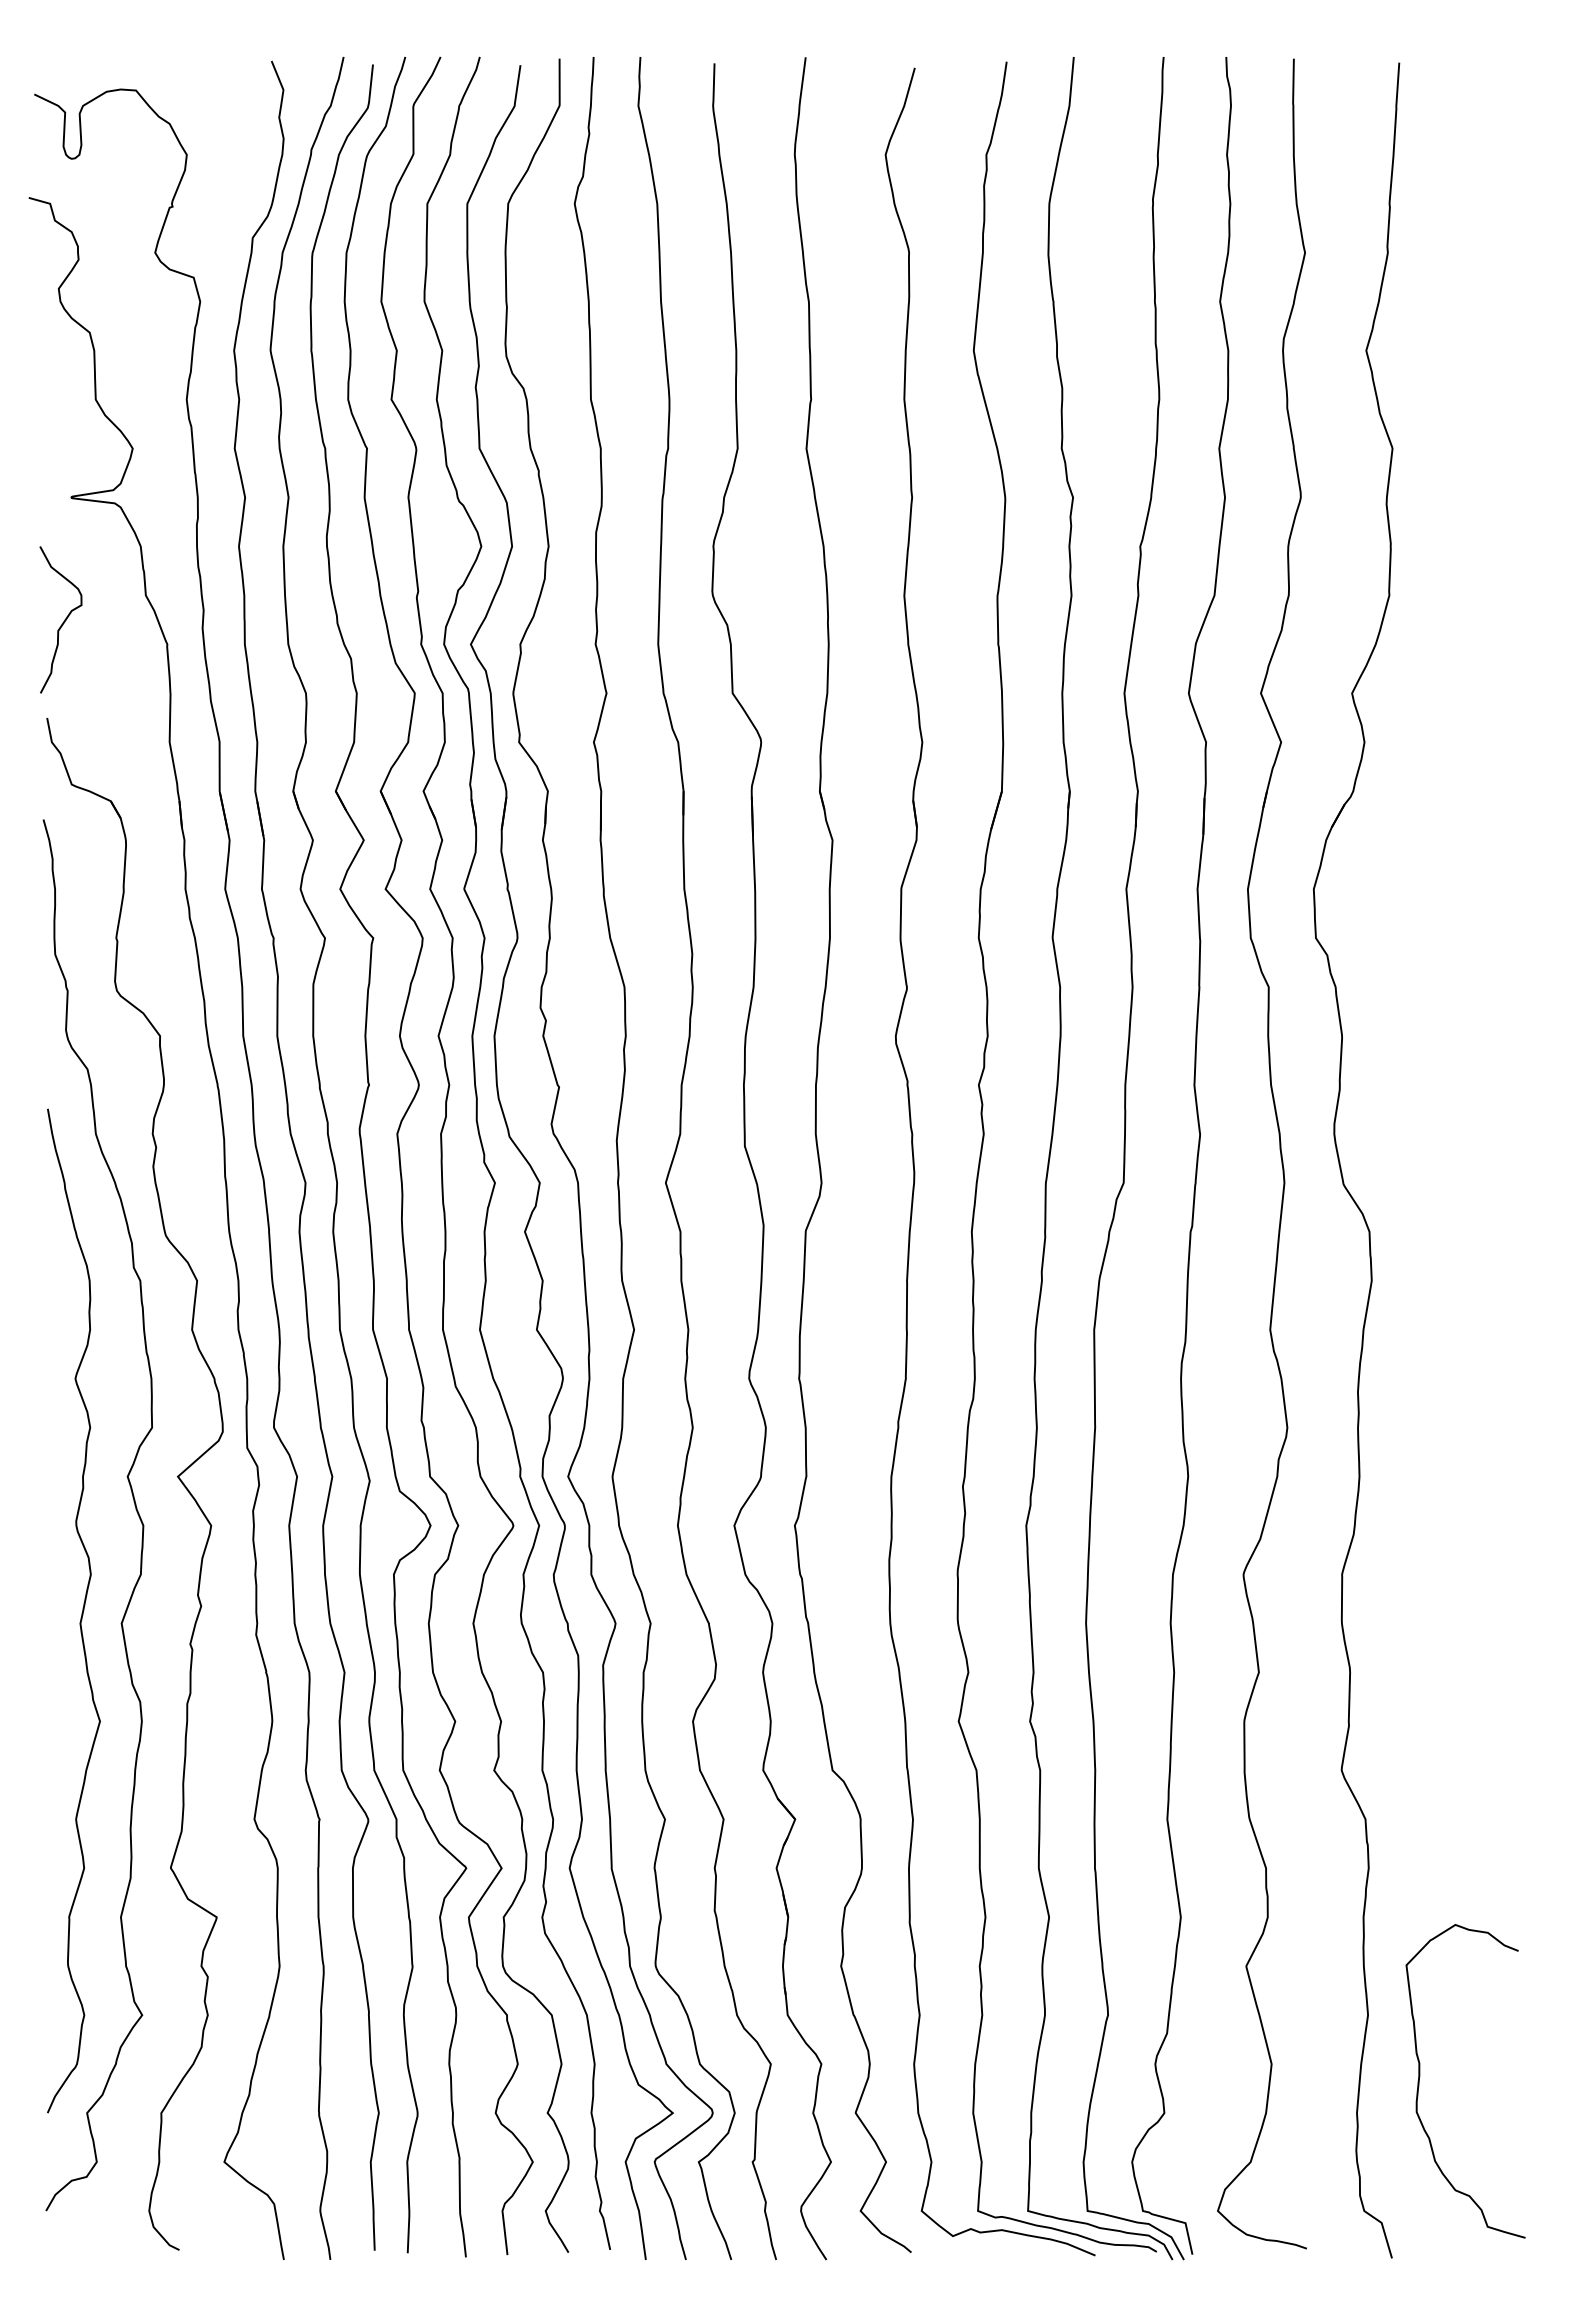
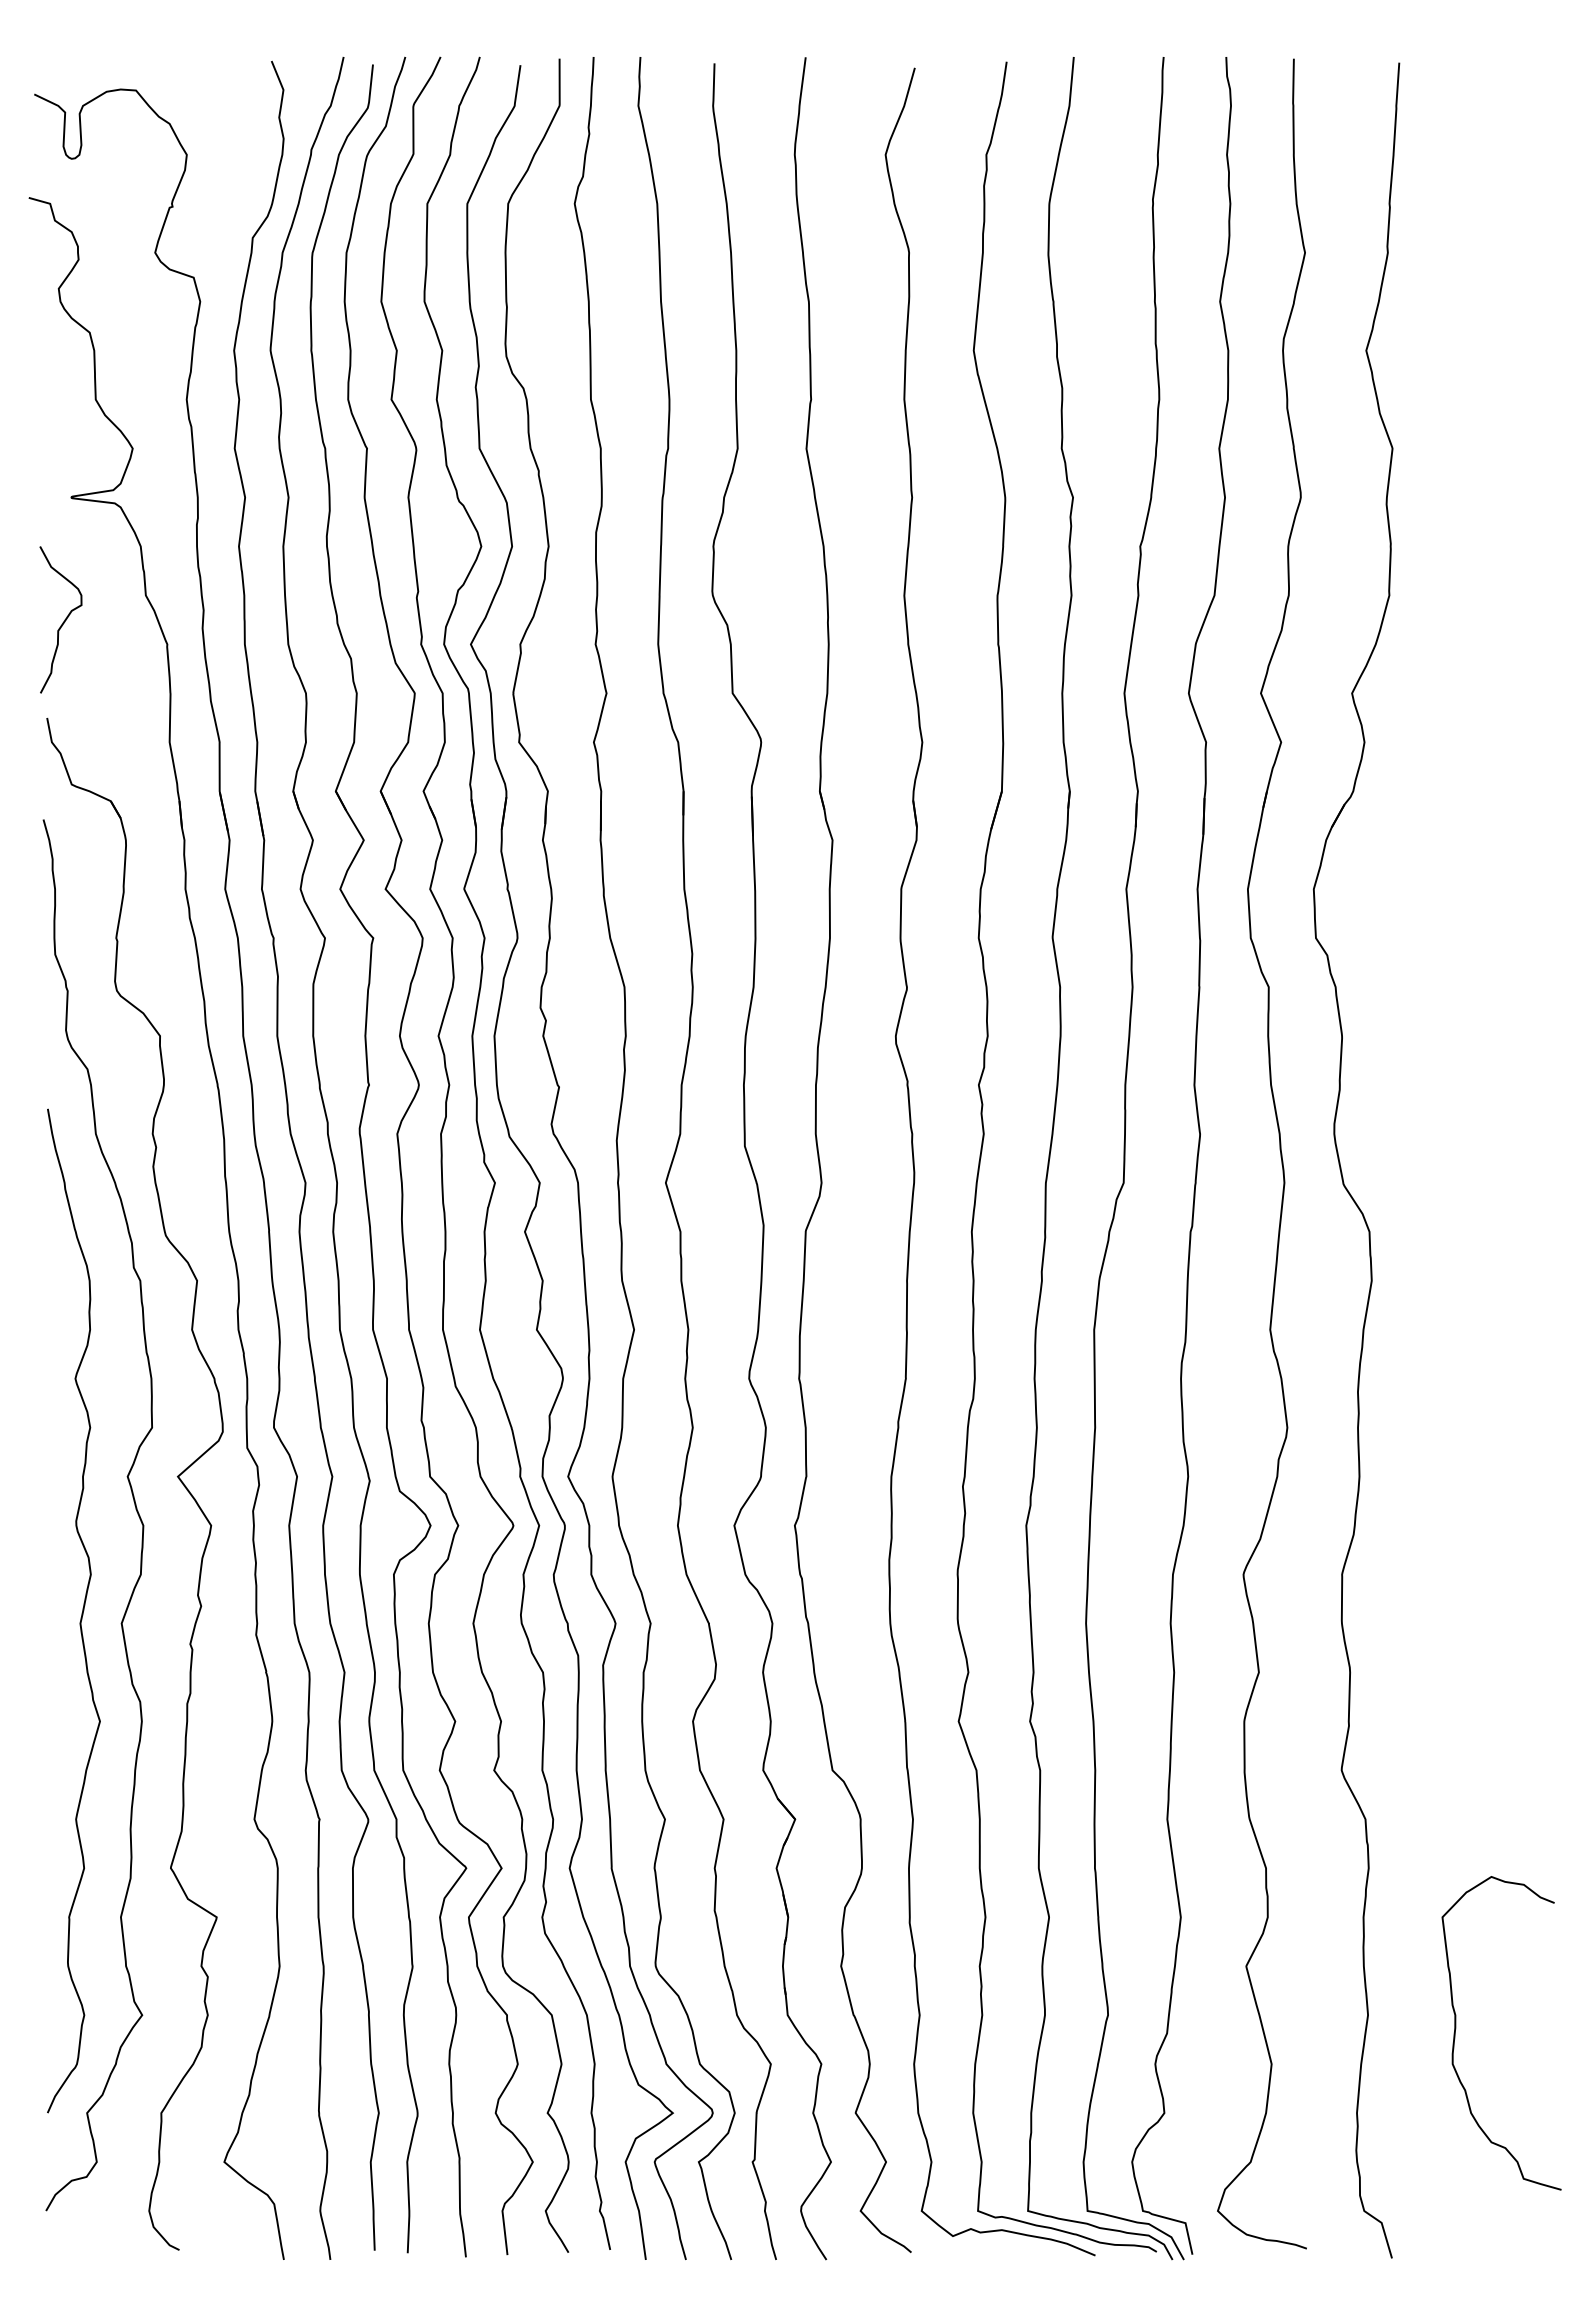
curve position: (1420, 2076) -> (1456, 2028) (1456, 2028)
